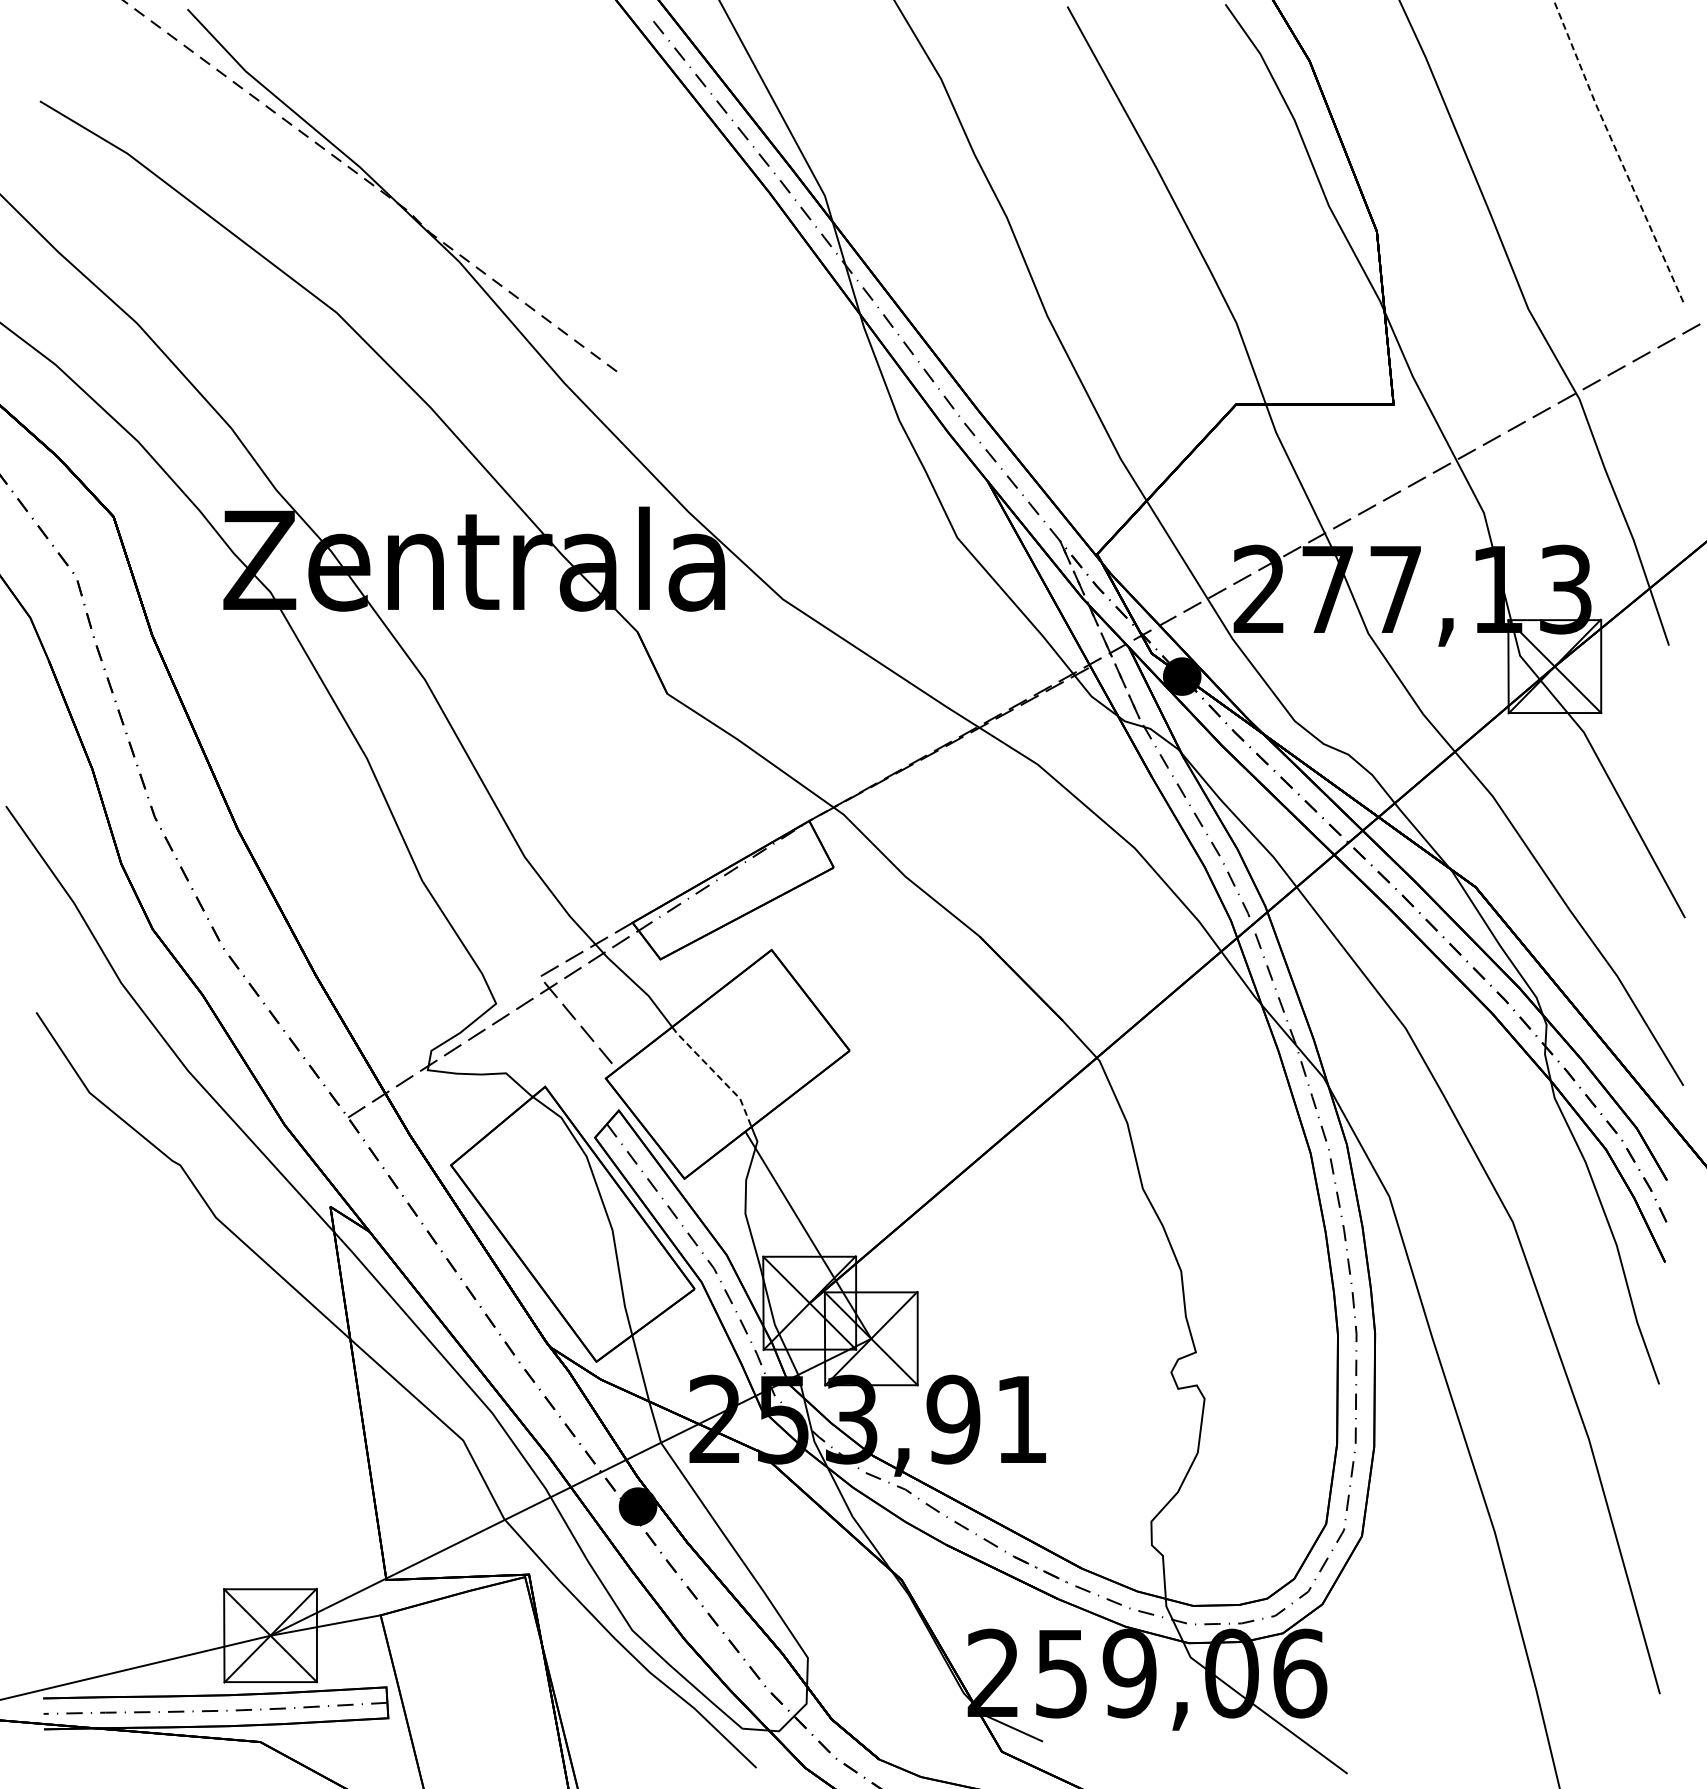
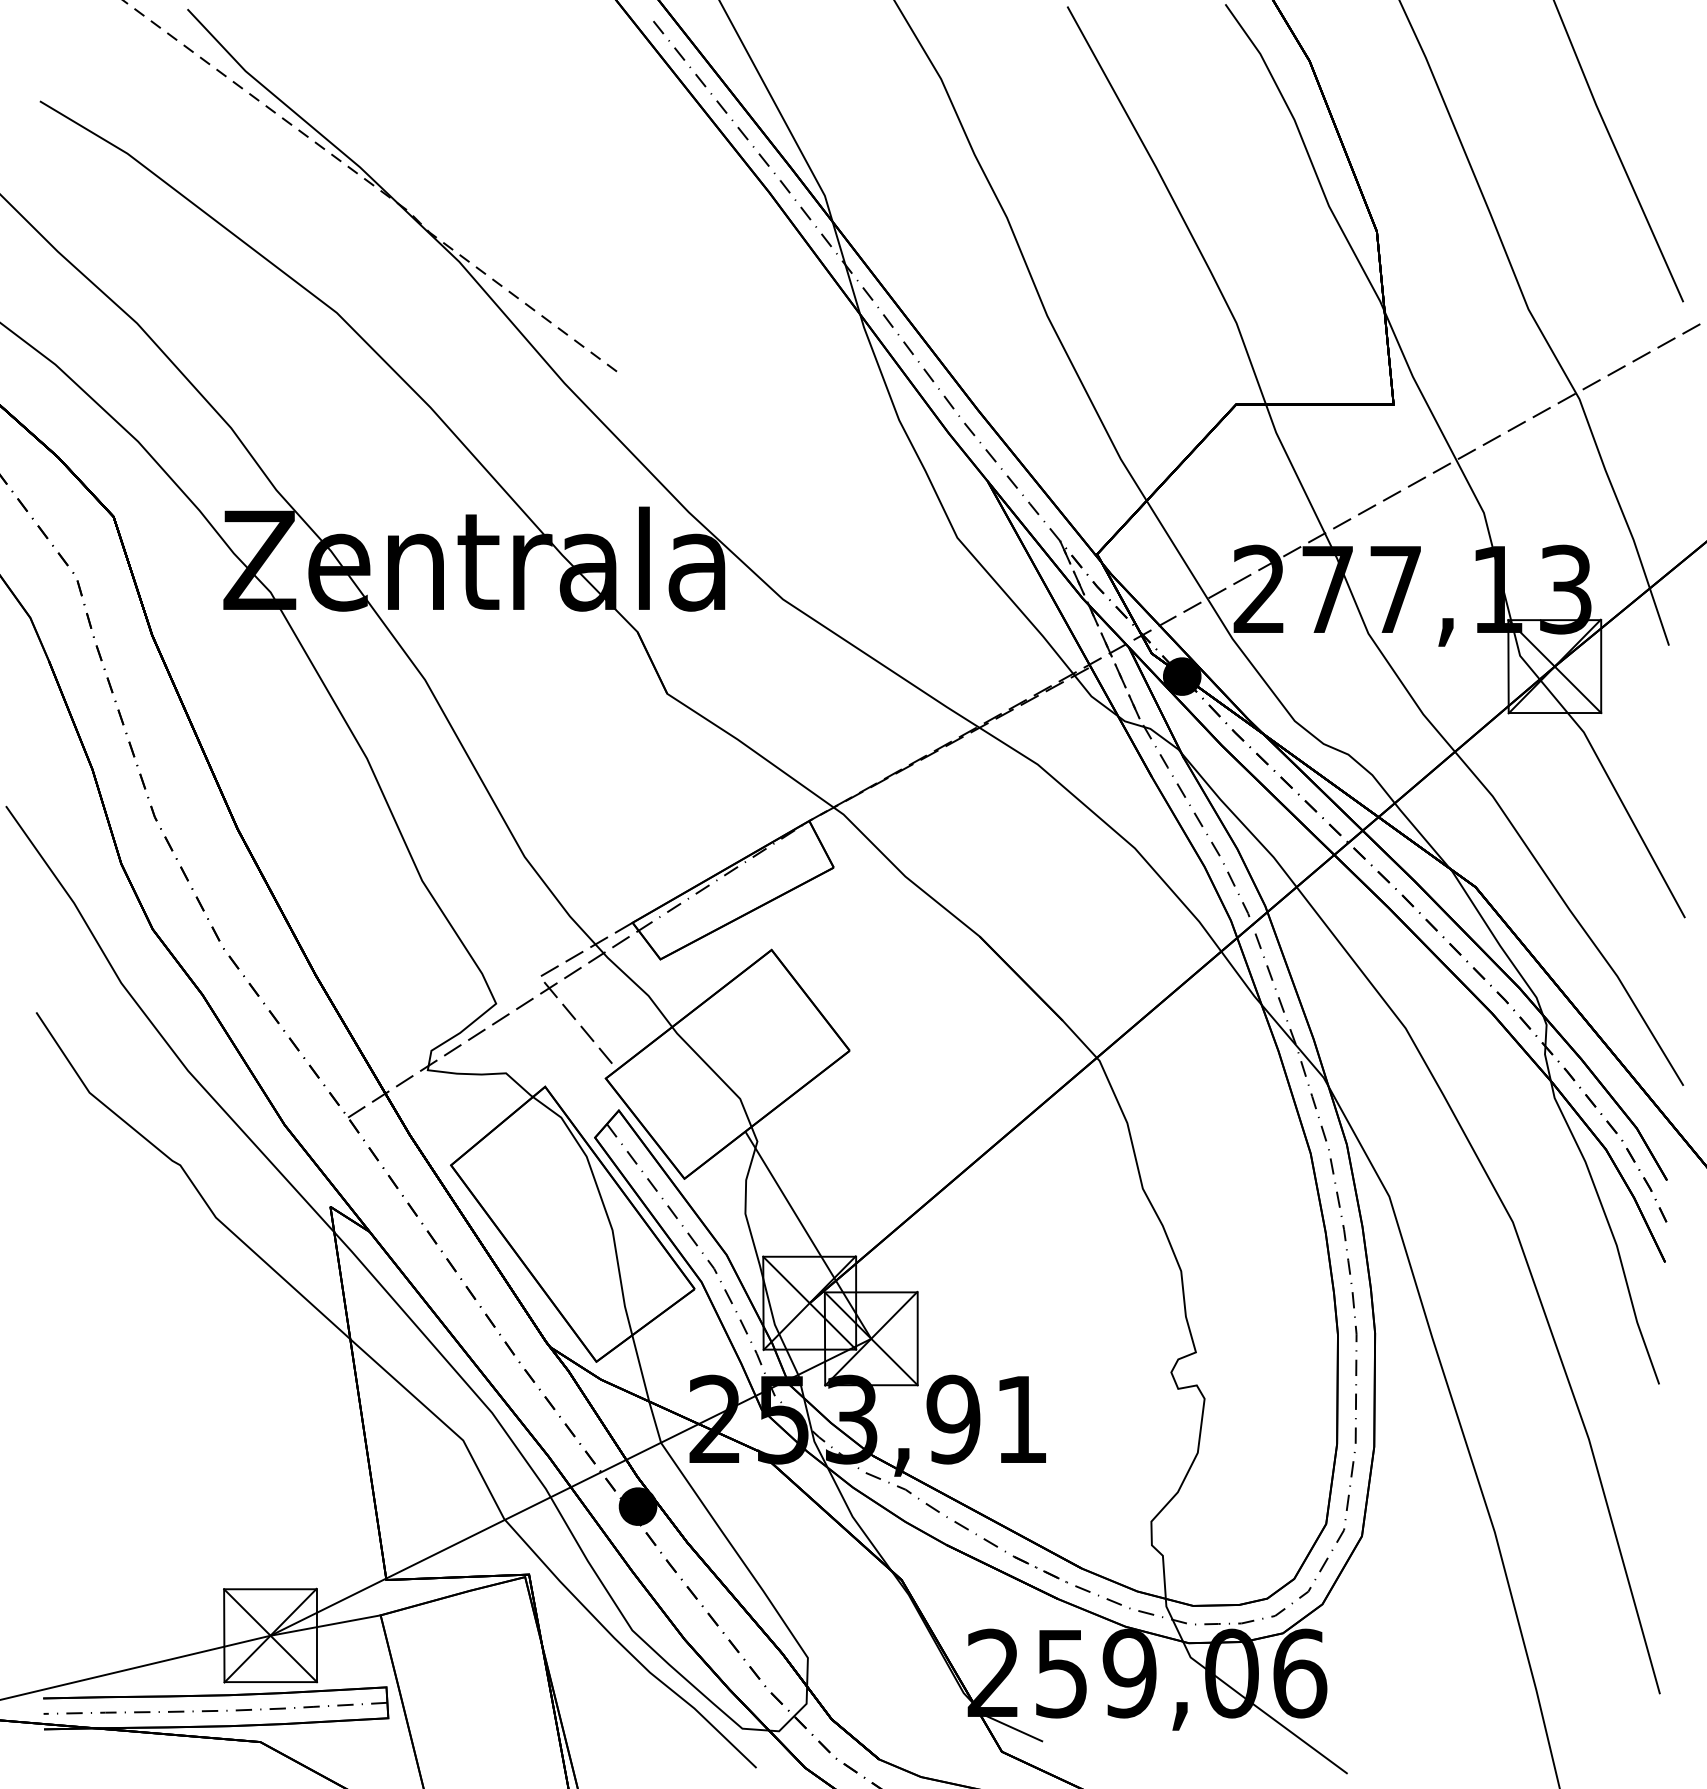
line: dashed -> solid (1616, 151)
line: dashed -> solid (716, 1074)
